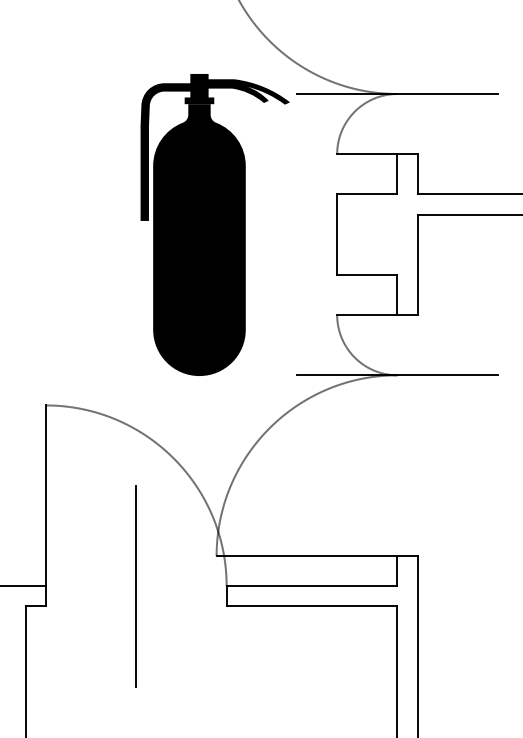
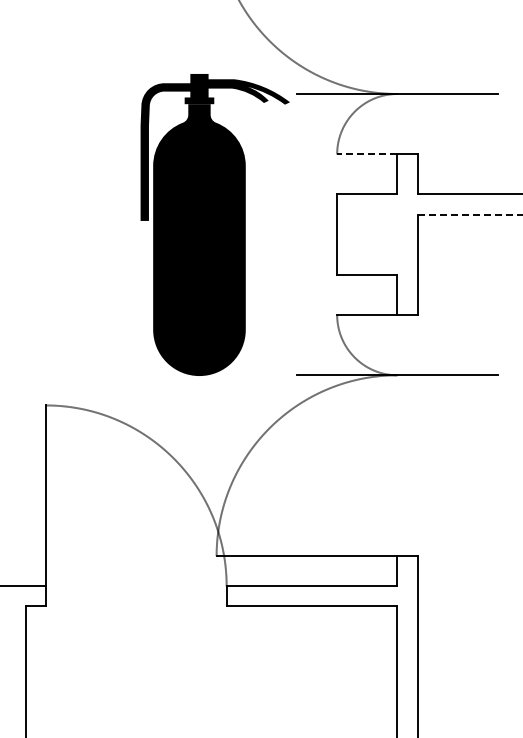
line: solid -> dashed (366, 154)
line: solid -> dashed (470, 214)
line: present -> none (136, 585)
